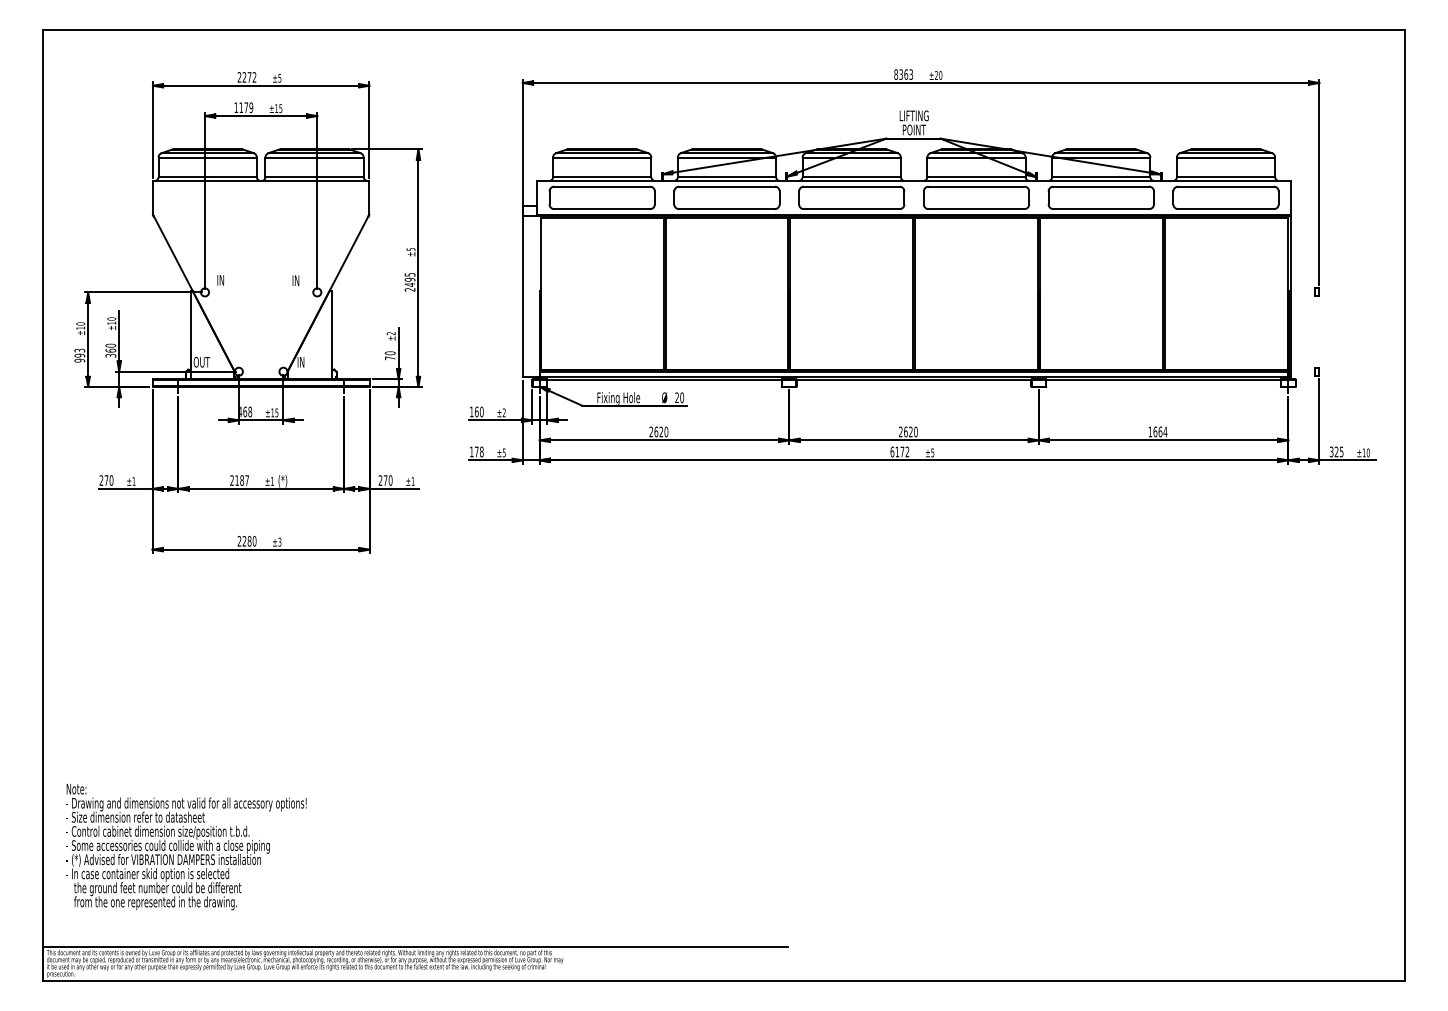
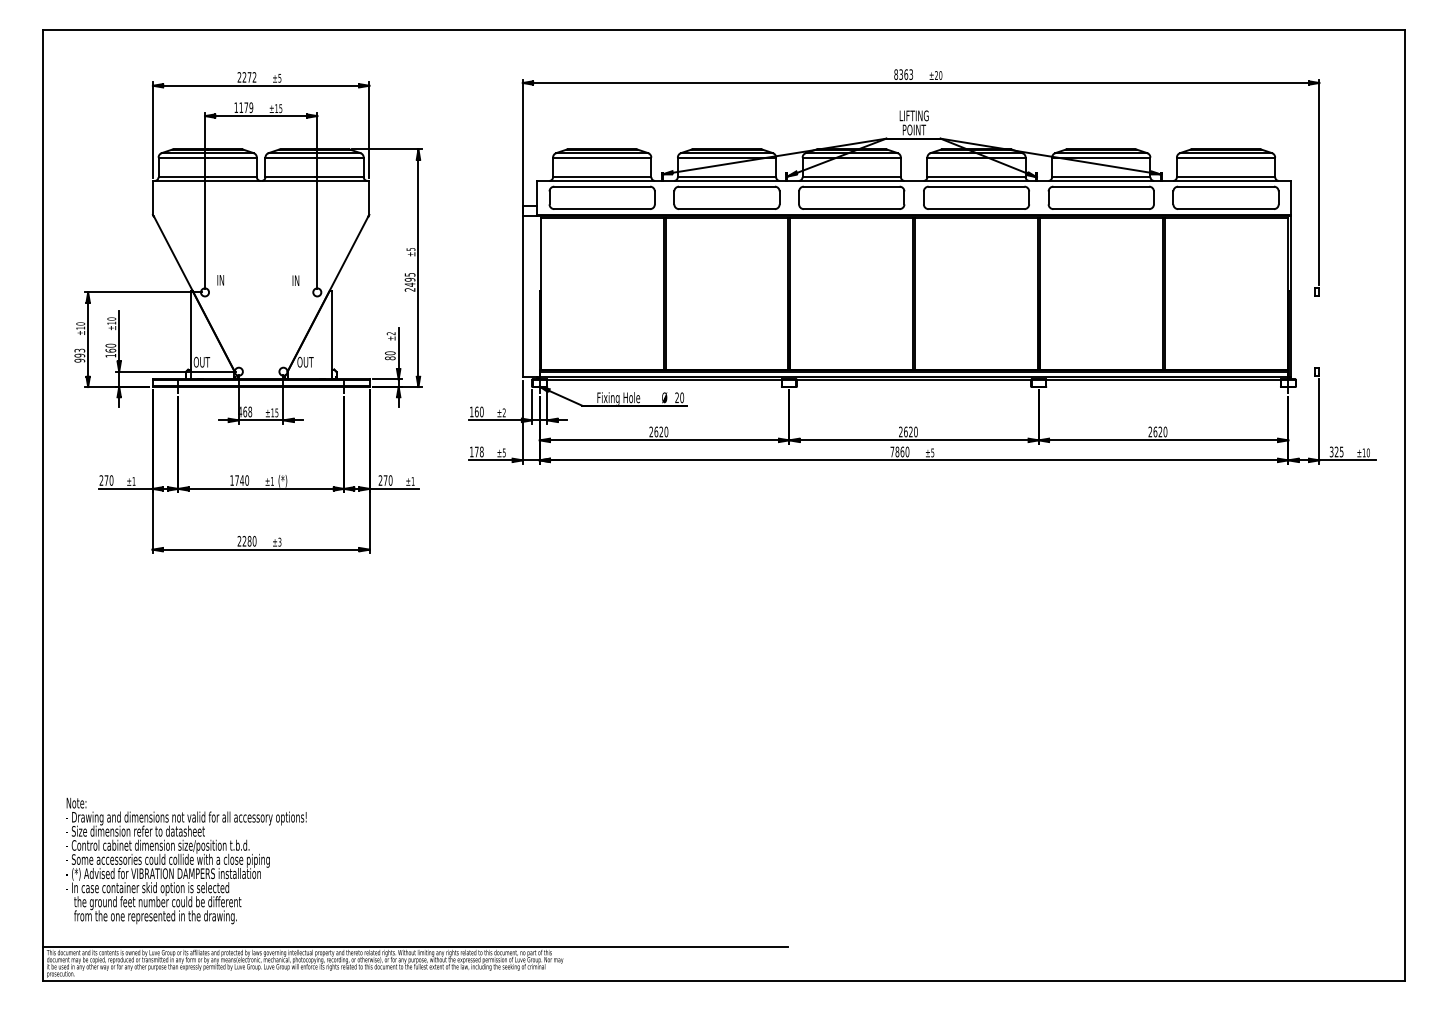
text: 360 -> 160 (110, 355)
text: 70 -> 80 (390, 358)
text: IN -> OUT (305, 361)
text: 1664 -> 2620 (1157, 431)
text: 6172 -> 7860 (899, 451)
text: 2187 -> 1740 (239, 480)
text position: (186, 846) -> (186, 860) (186, 860)
